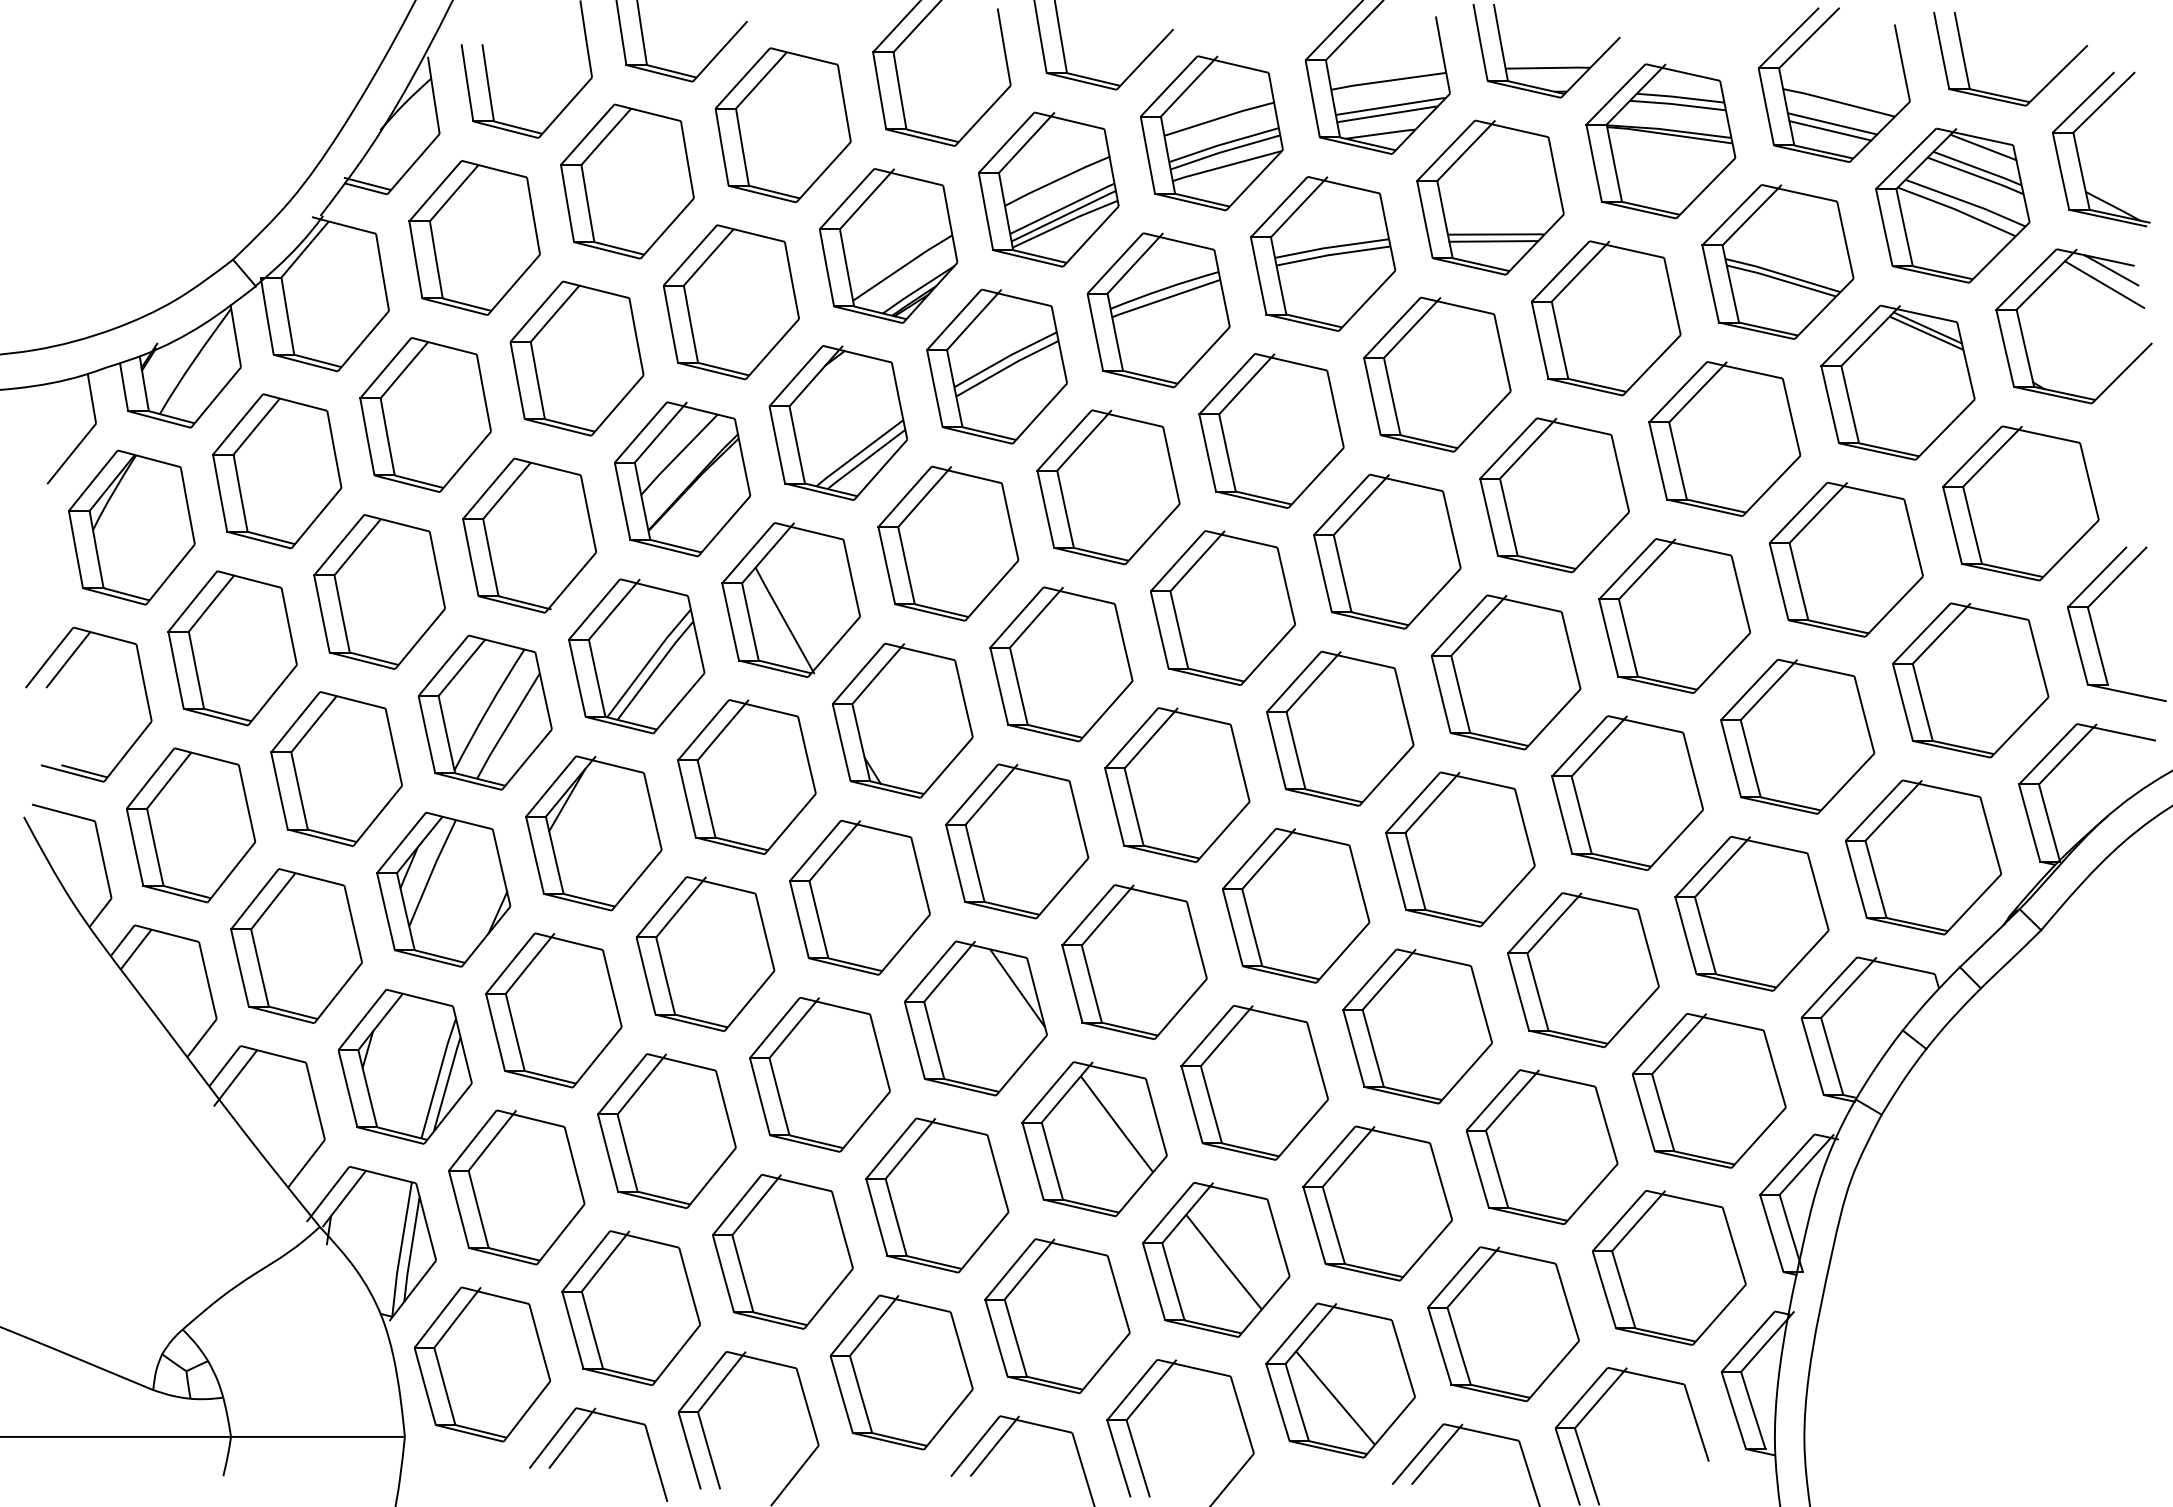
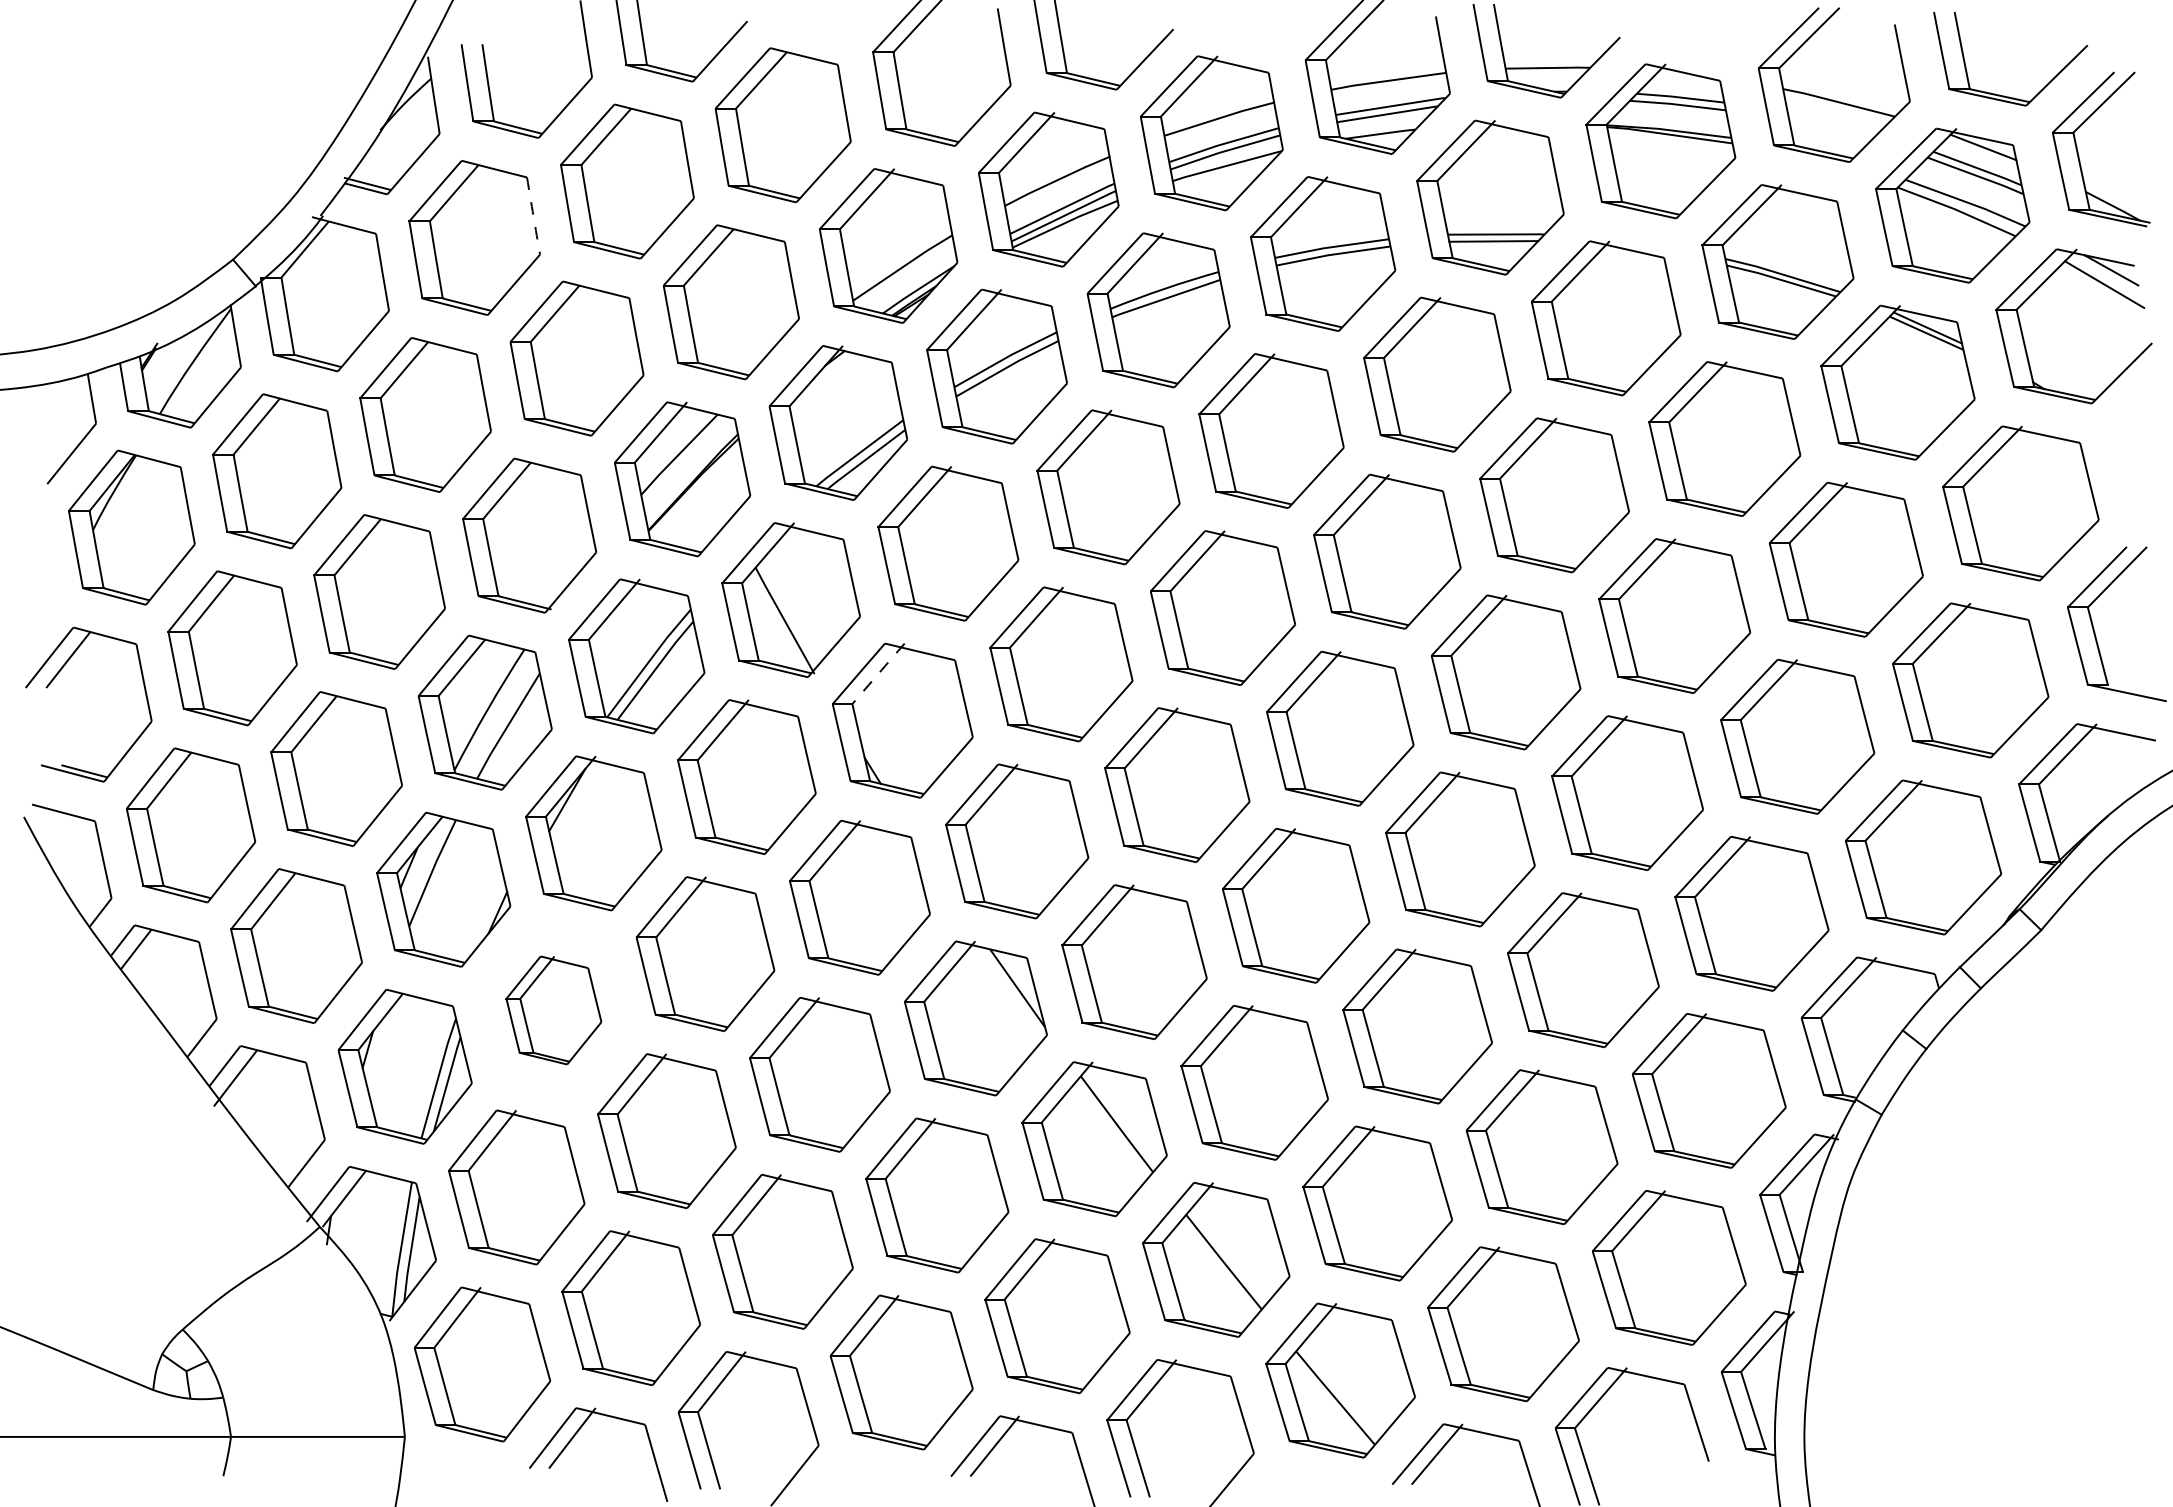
line: present -> none (1832, 123)
line: present -> none (1830, 130)
arc: solid -> dashed (533, 216)
arc: solid -> dashed (878, 673)
part size: 138x157 px -> 98x111 px (553, 1010)
